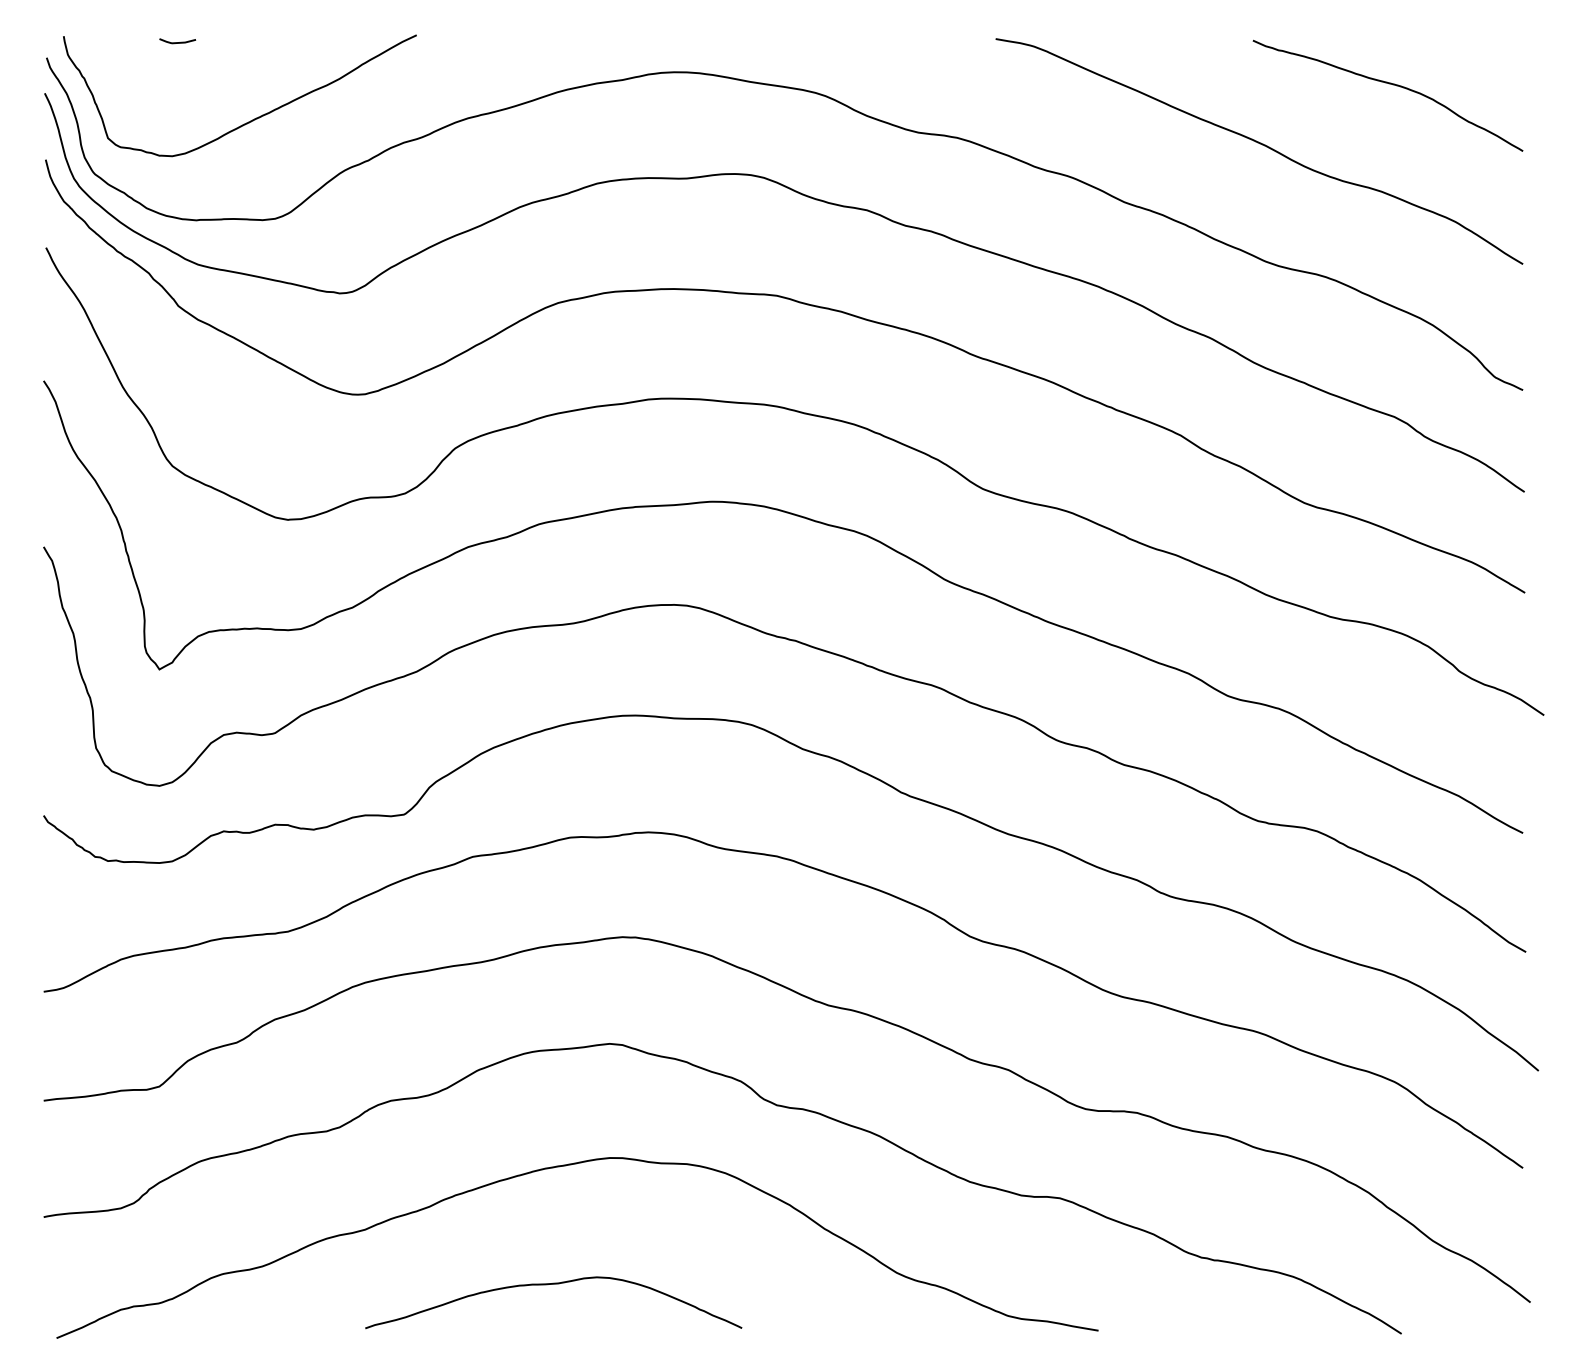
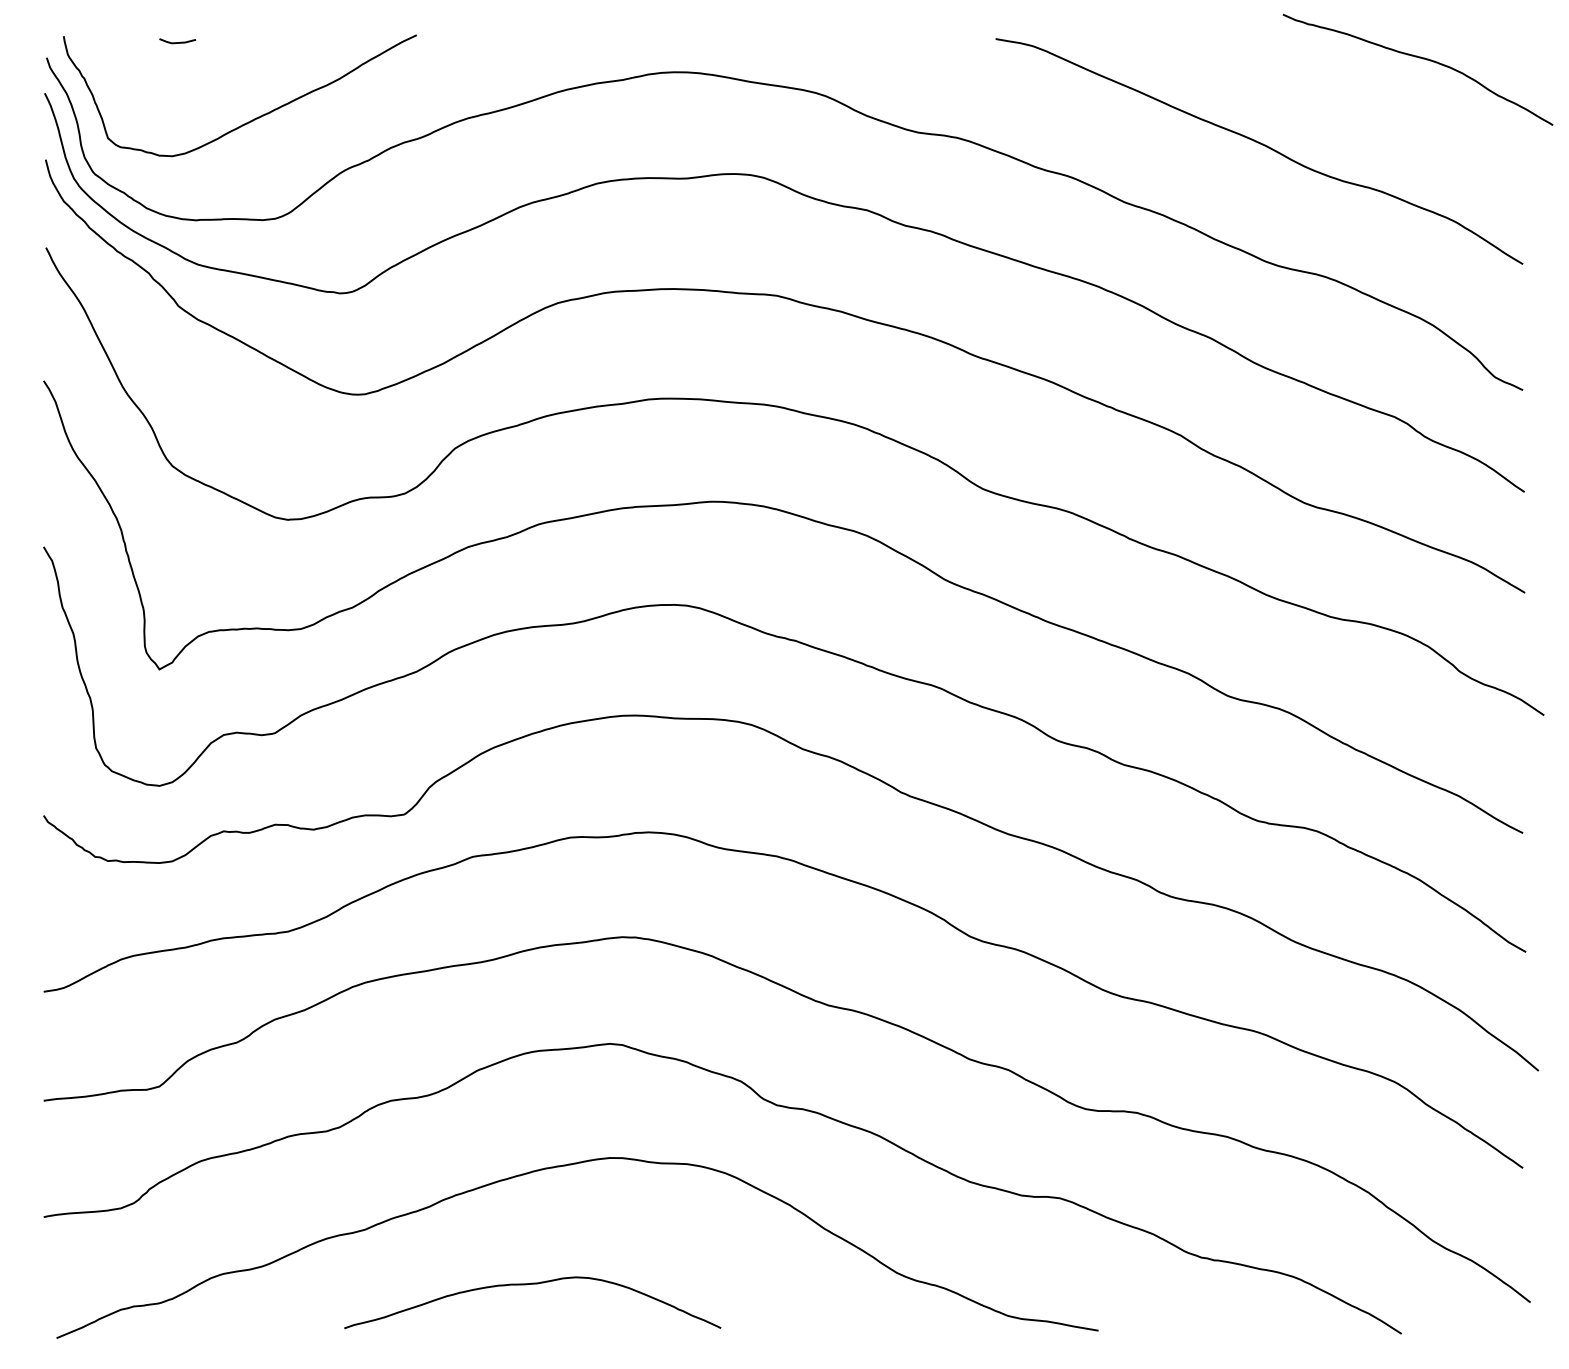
curve position: (1389, 84) -> (1419, 58) (1419, 58)
curve position: (553, 1284) -> (532, 1284) (532, 1284)
